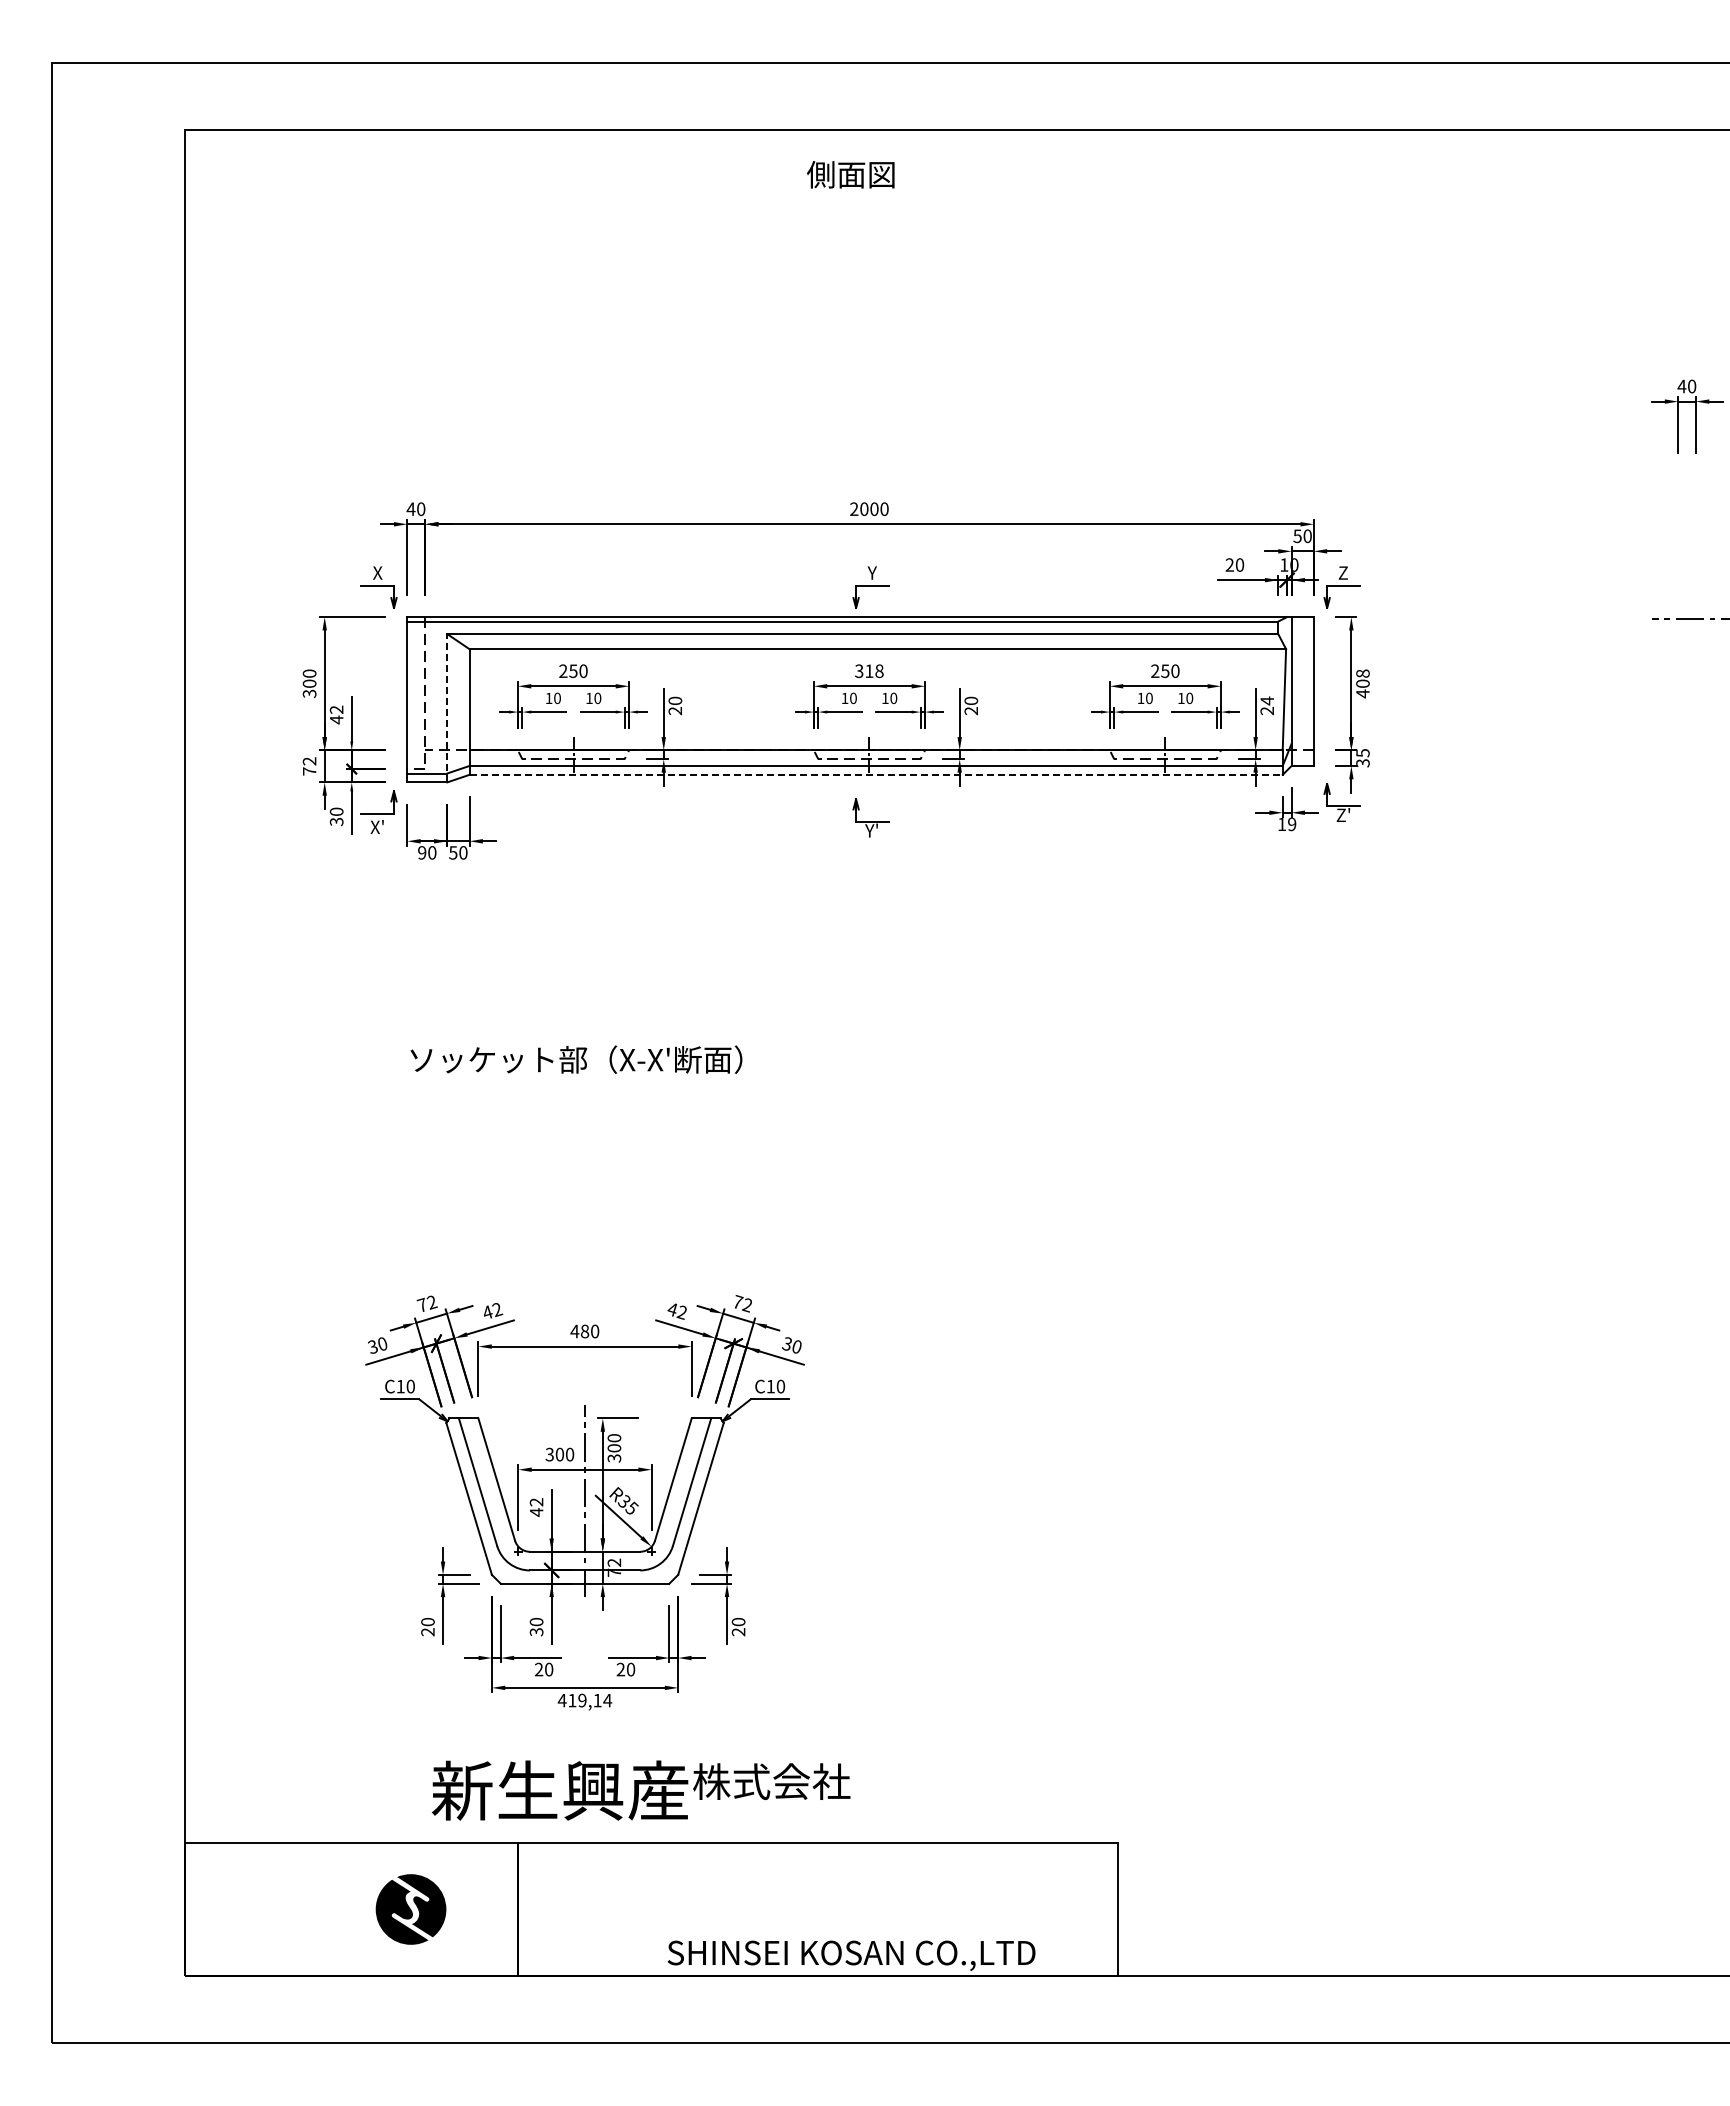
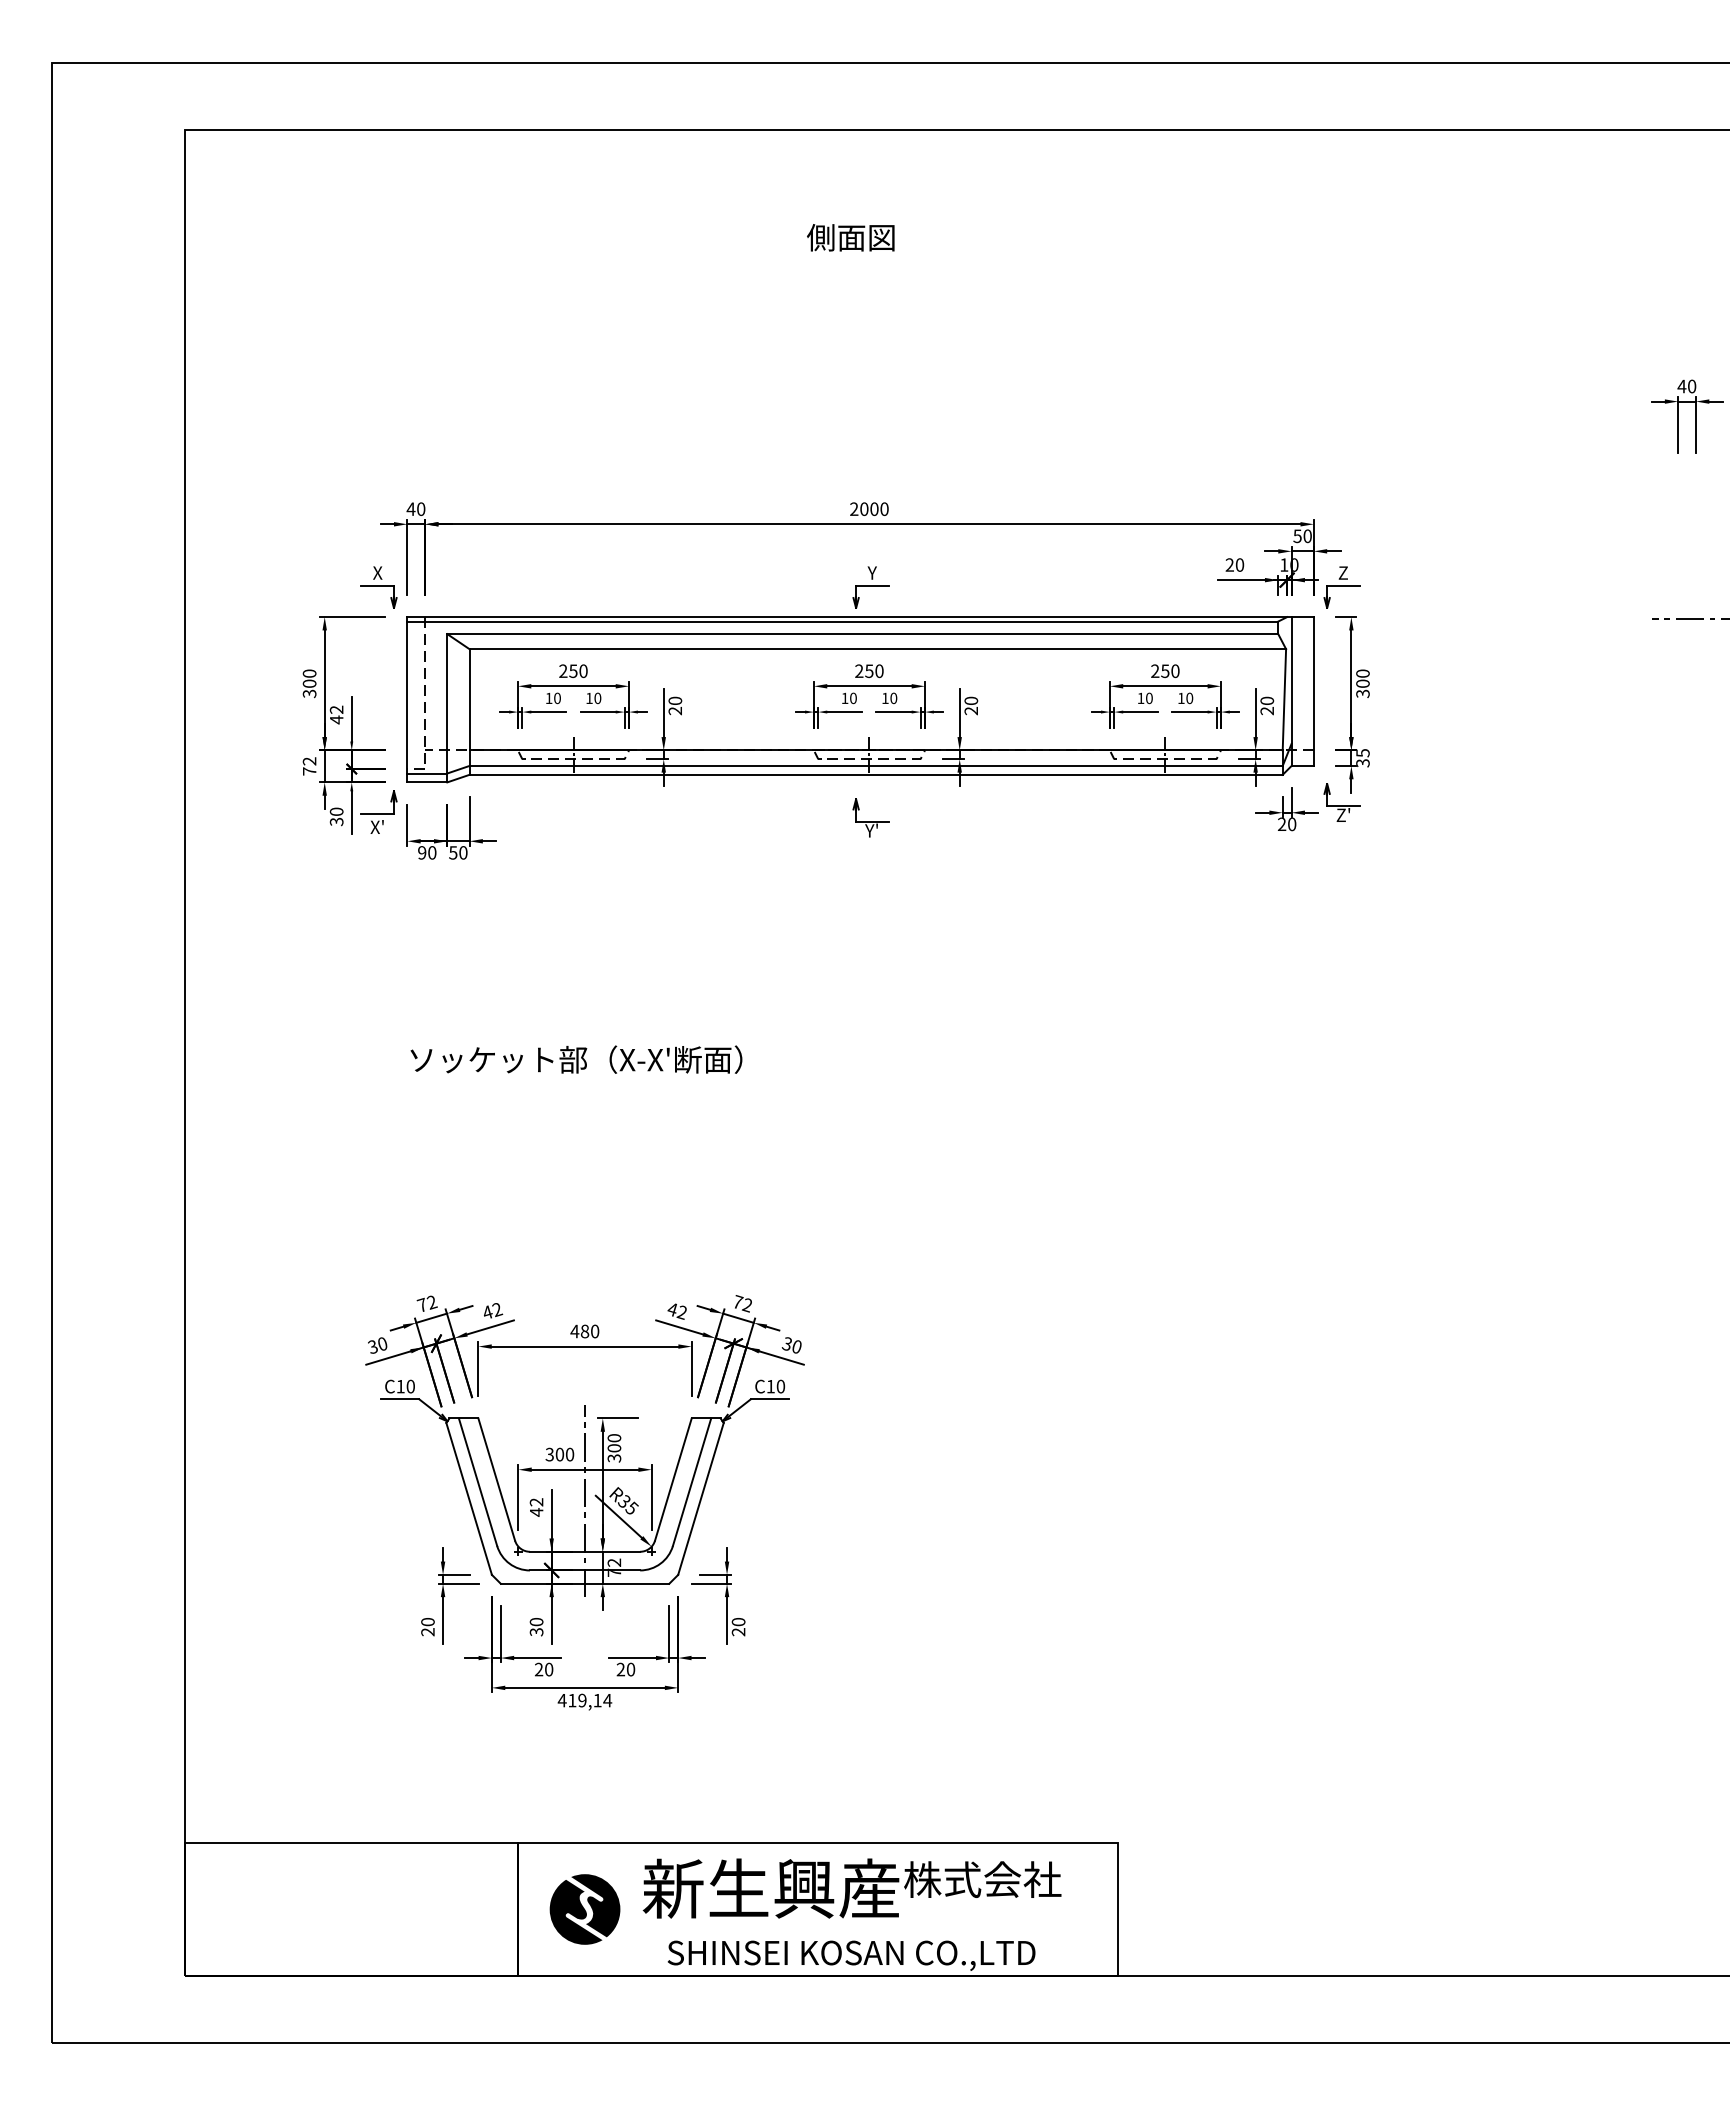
text position: (850, 174) -> (850, 237) (850, 237)
text: 318 -> 250 (869, 671)
text: 408 -> 300 (1362, 683)
text: 24 -> 20 (1267, 700)
line: dashed -> solid (447, 707)
line: dashed -> solid (876, 774)
text: 19 -> 20 (1286, 824)
text position: (640, 1790) -> (851, 1888) (851, 1888)
part position: (410, 1909) -> (584, 1909) (584, 1909)
